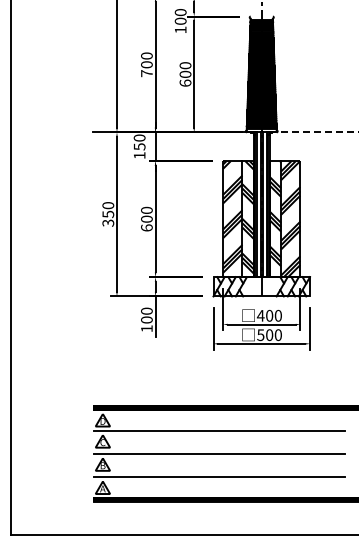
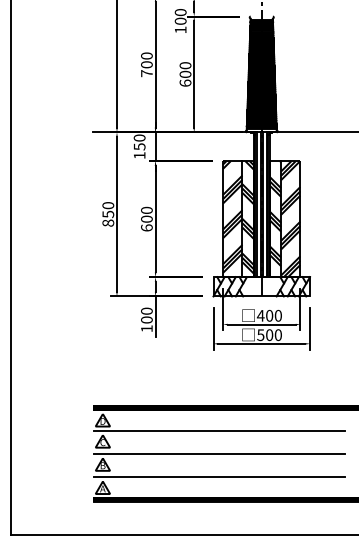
line: dashed -> solid (314, 132)
text: 350 -> 850 (108, 222)
